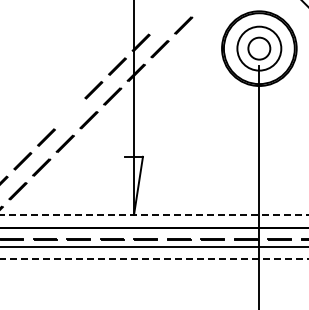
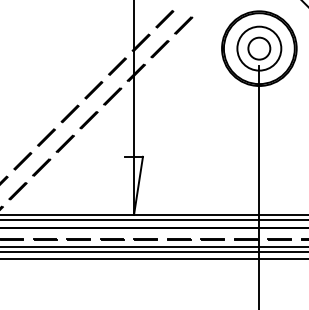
line: none -> present (164, 19)
line: none -> present (69, 113)
line: dashed -> solid (154, 214)
line: none -> present (153, 219)
line: none -> present (153, 251)
line: dashed -> solid (154, 259)
